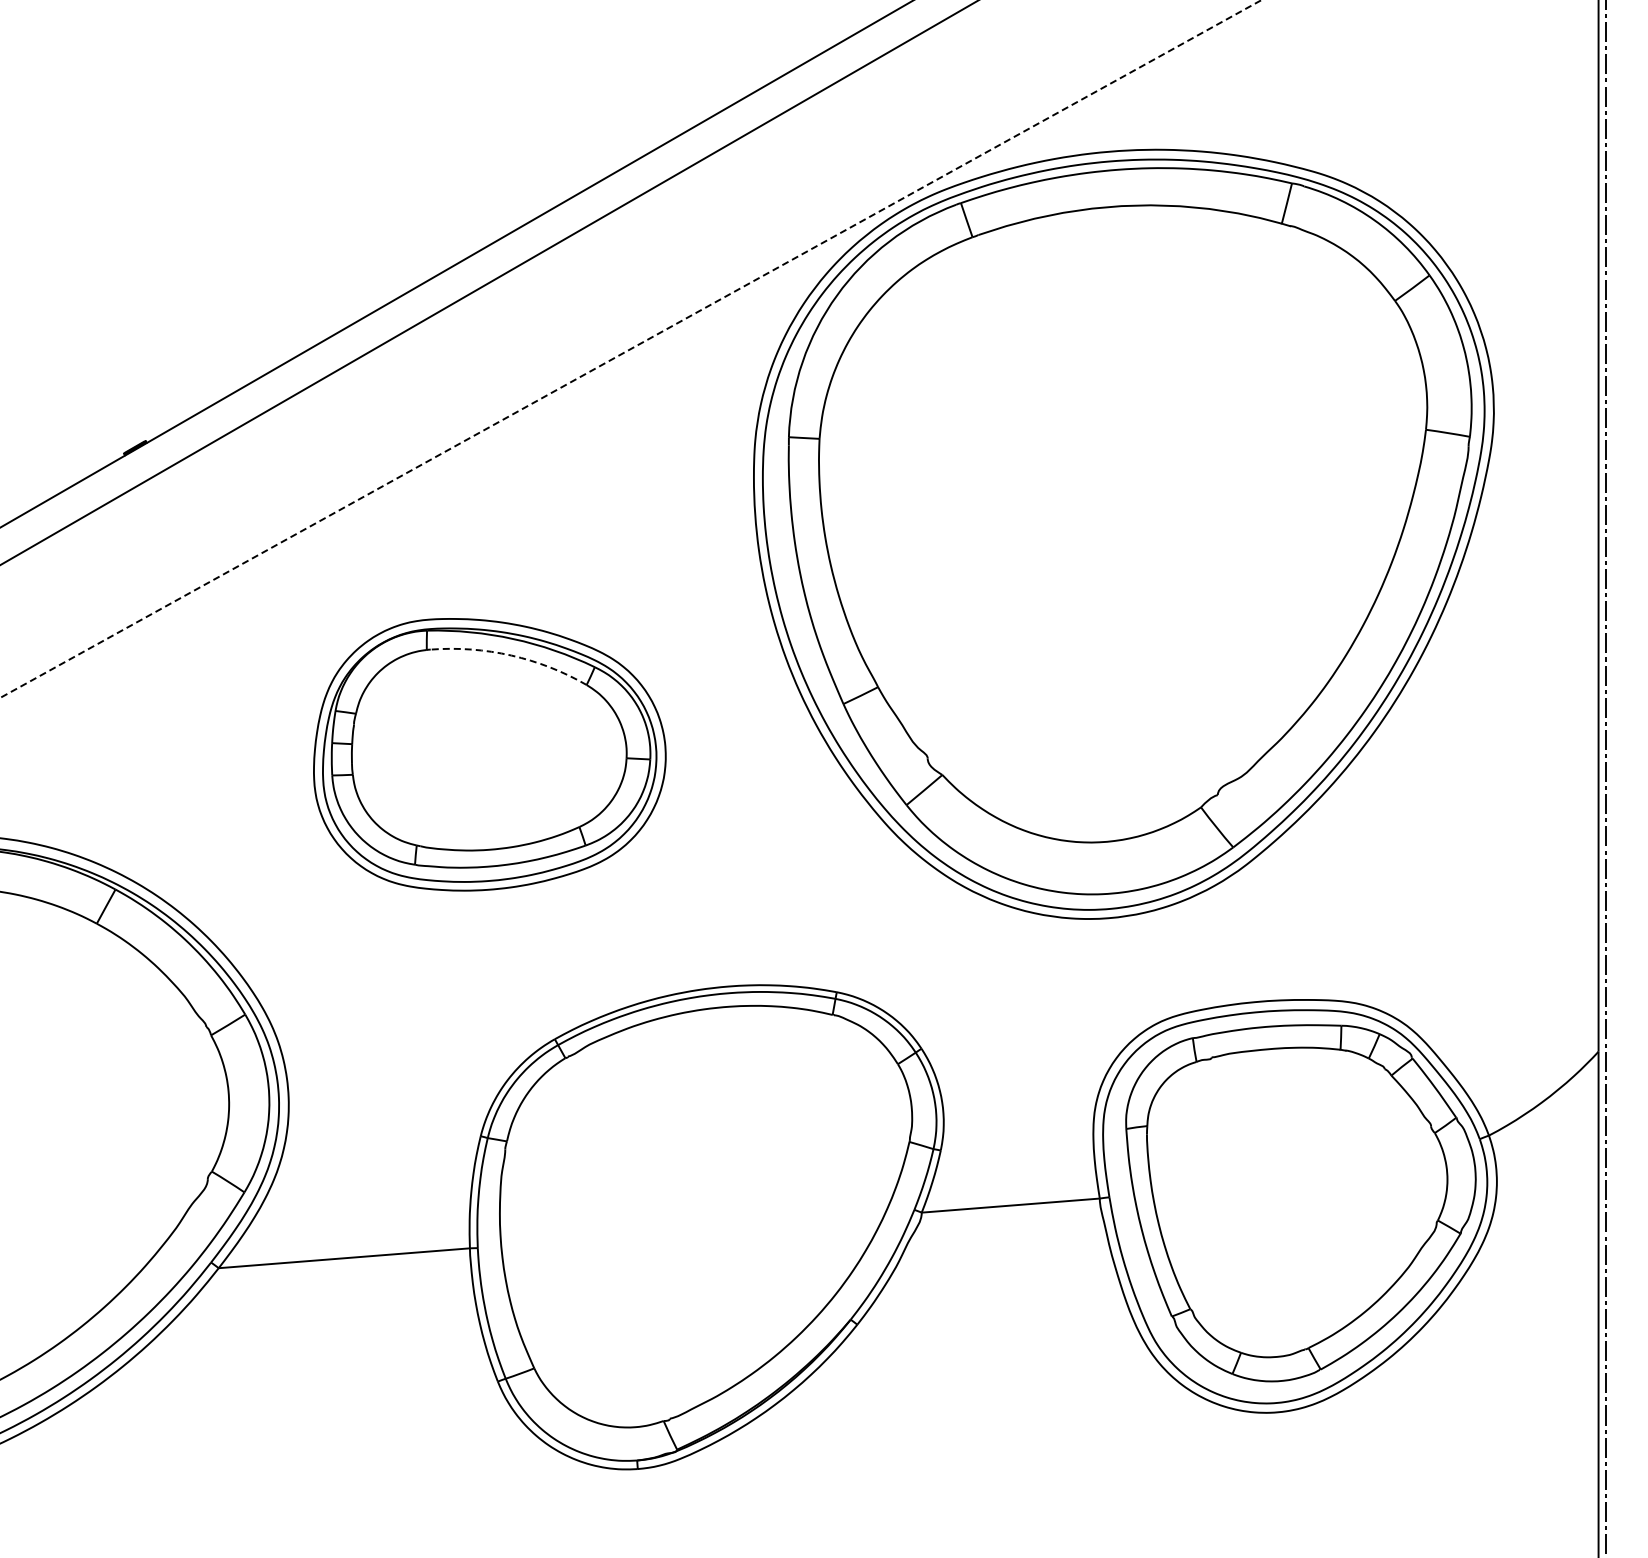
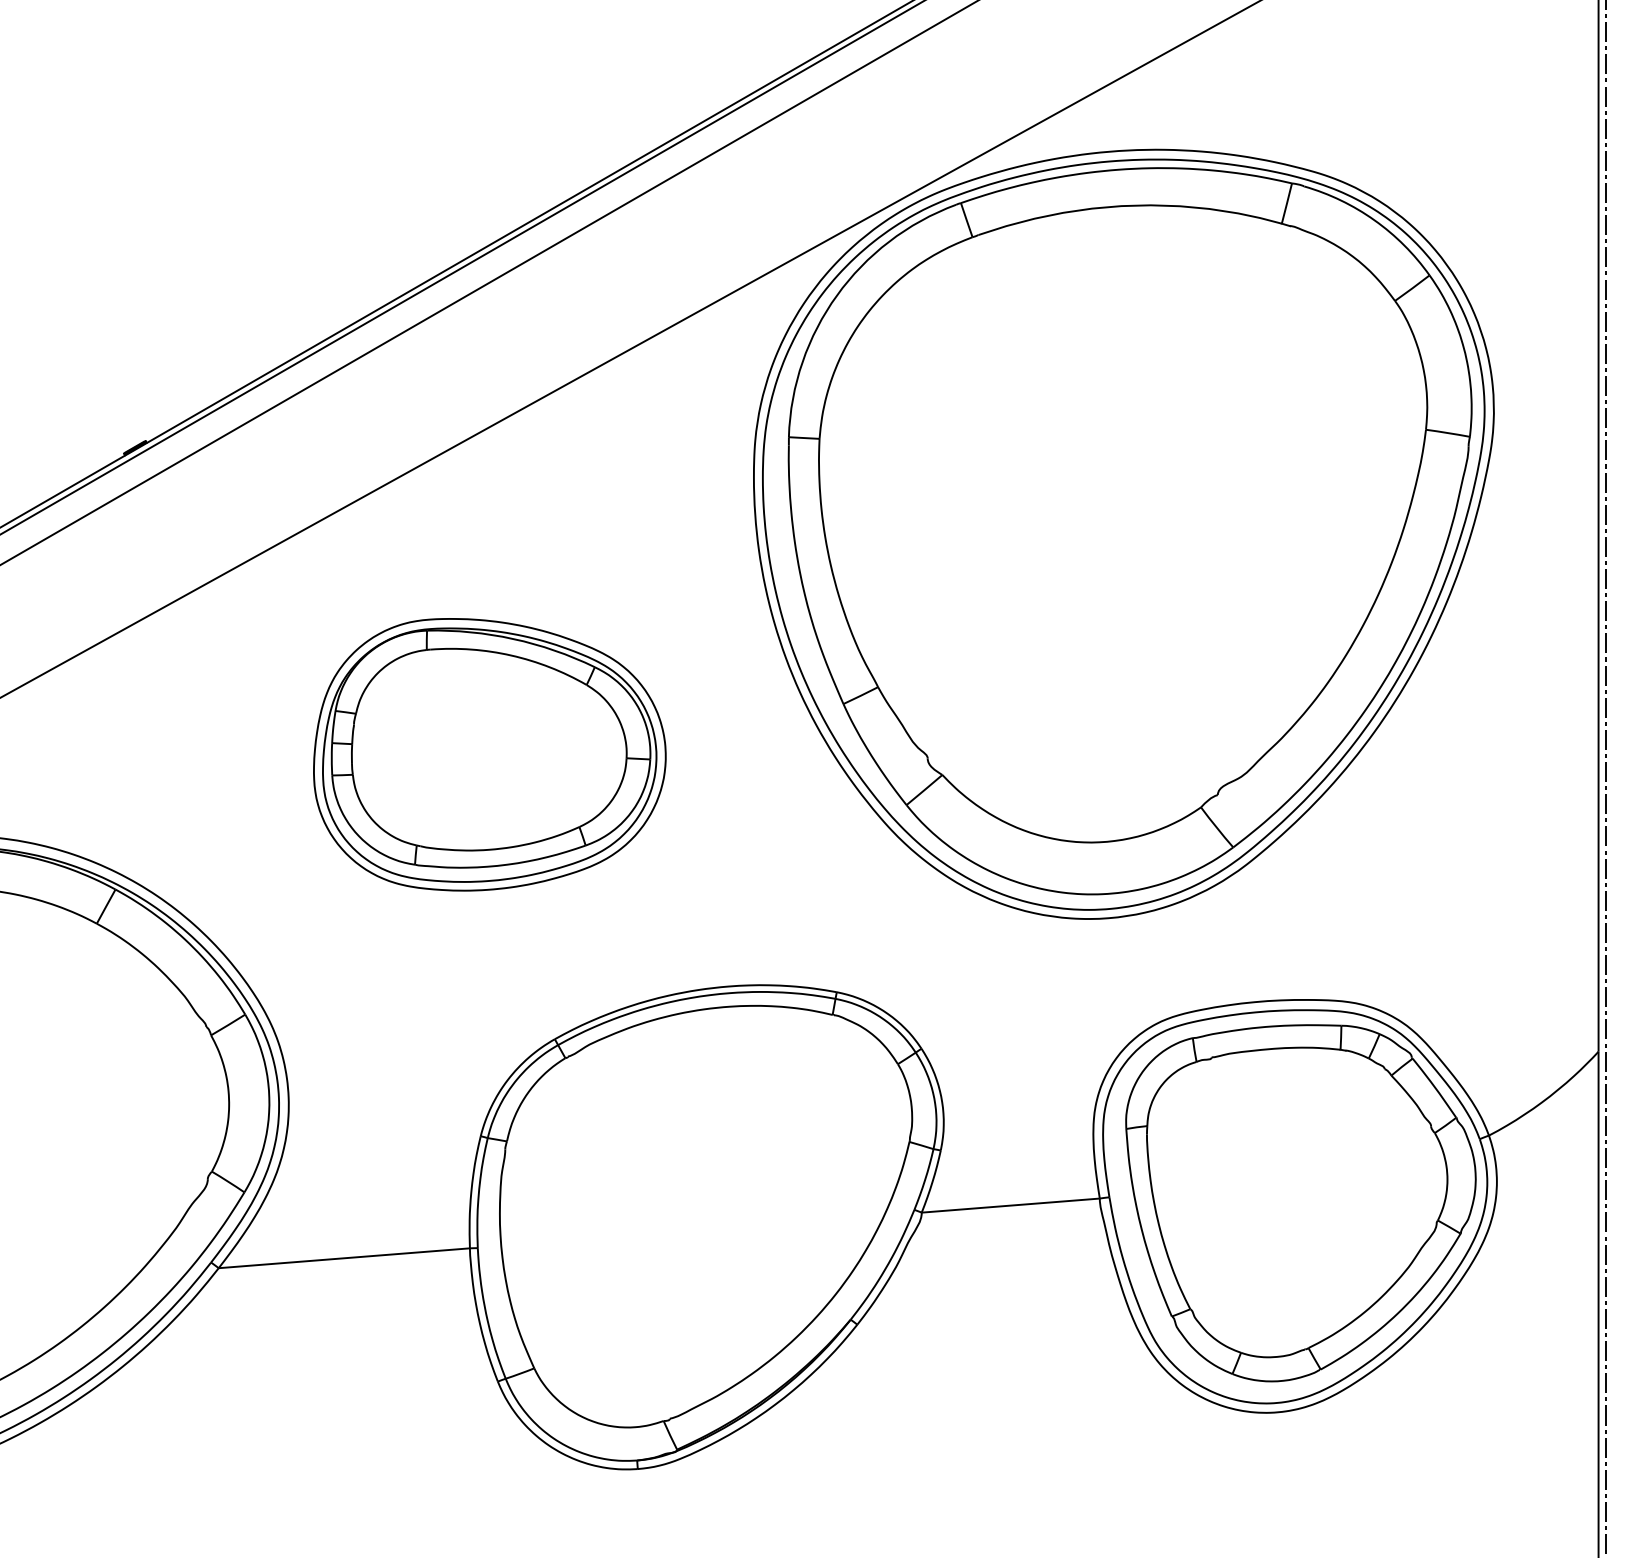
line: none -> present (462, 267)
line: dashed -> solid (630, 349)
arc: dashed -> solid (511, 655)
